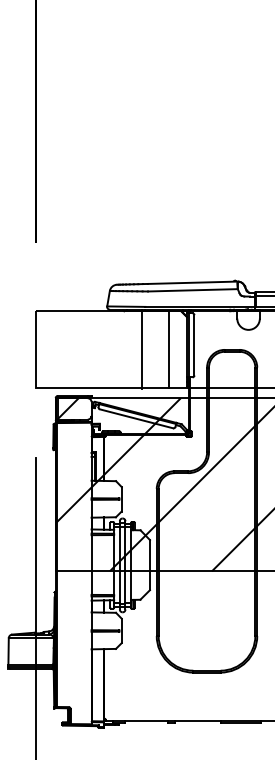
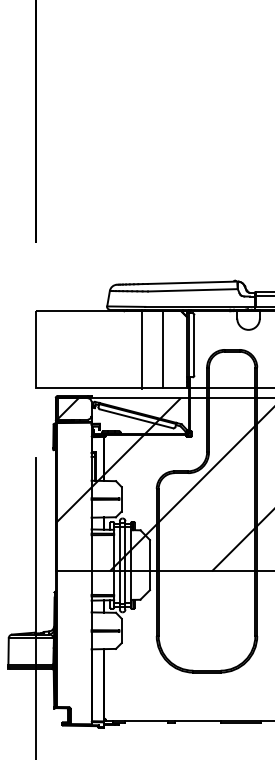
line position: (169, 349) -> (163, 349) (163, 349)
